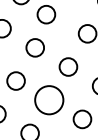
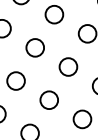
circle position: (46, 14) -> (54, 14) (54, 14)
circle diameter: 28 px -> 18 px (49, 100)
